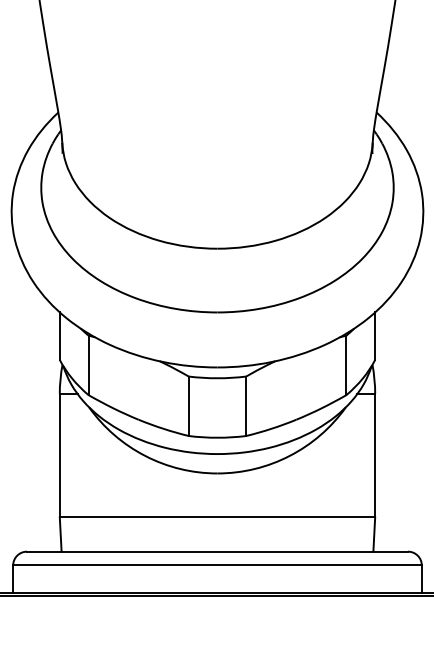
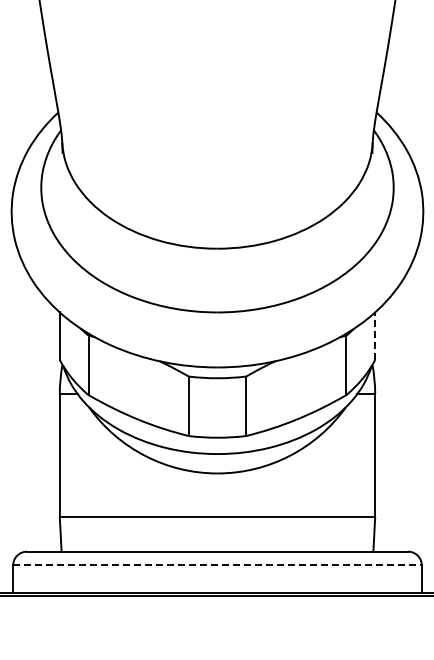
line: solid -> dashed (375, 336)
line: solid -> dashed (217, 565)
